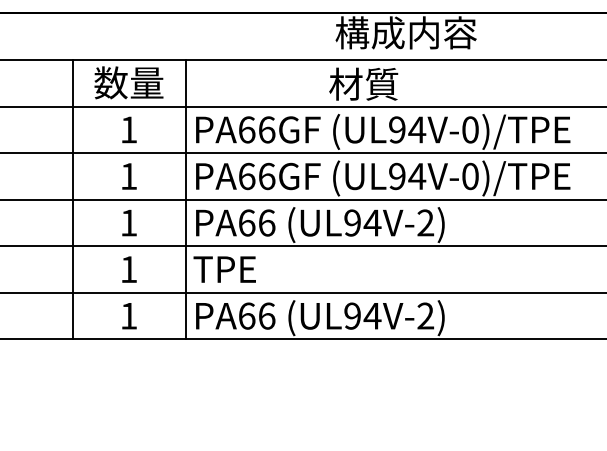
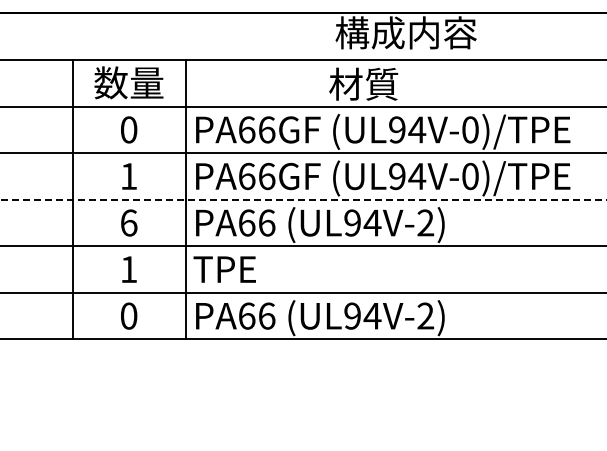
text: 1 -> 0 (129, 129)
line: solid -> dashed (304, 199)
text: 1 -> 6 (129, 222)
text: 1 -> 0 (129, 315)
